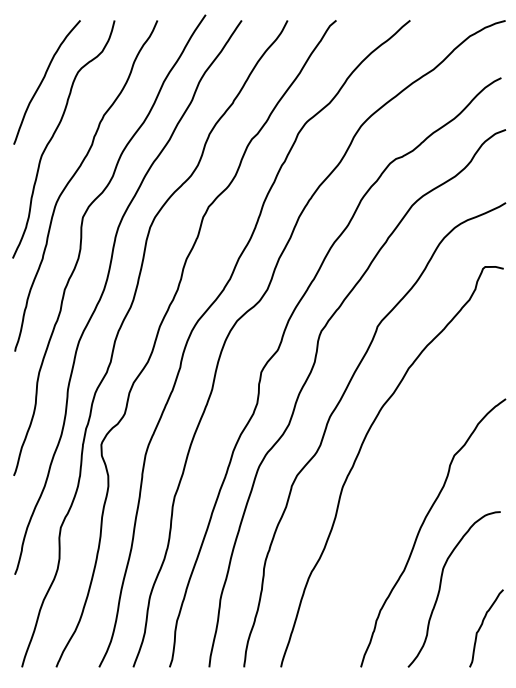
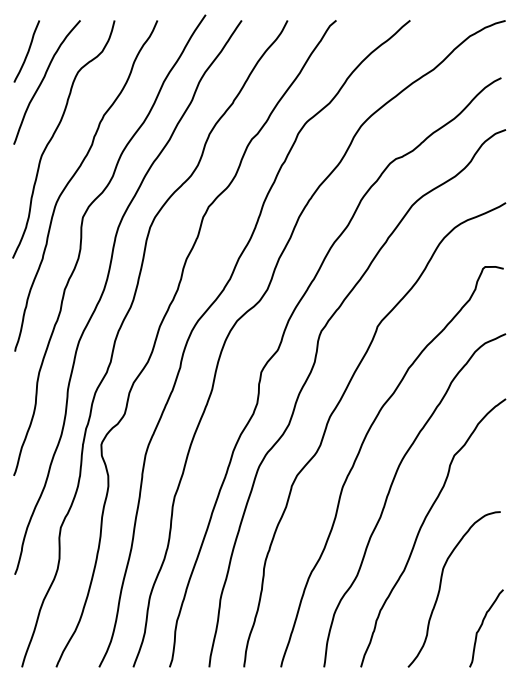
curve: none -> present (27, 51)
curve: none -> present (390, 491)
